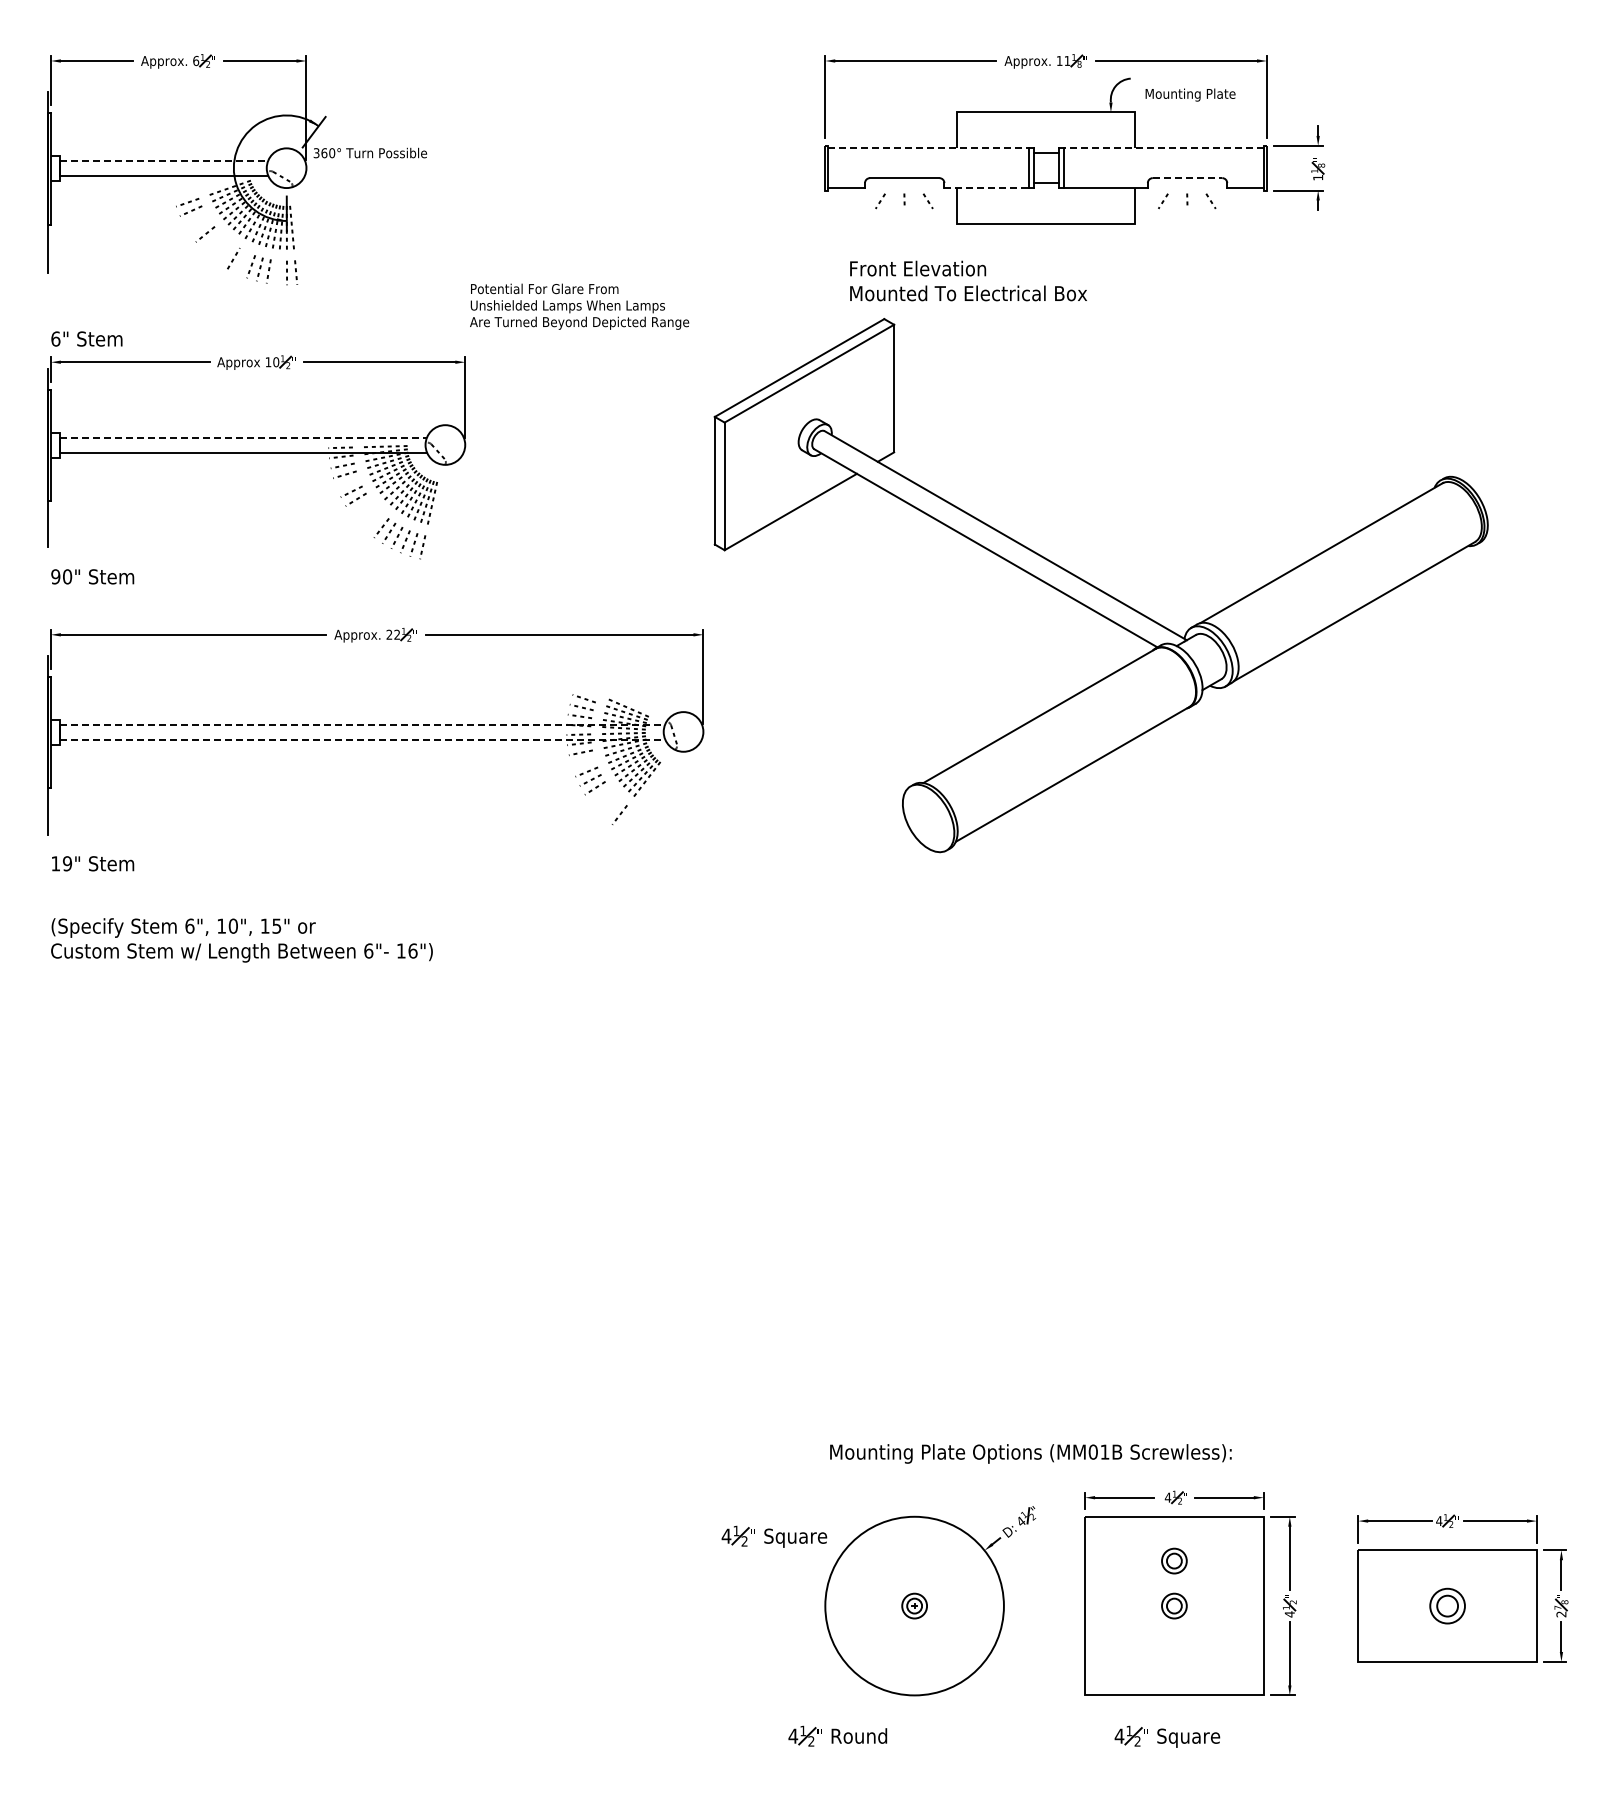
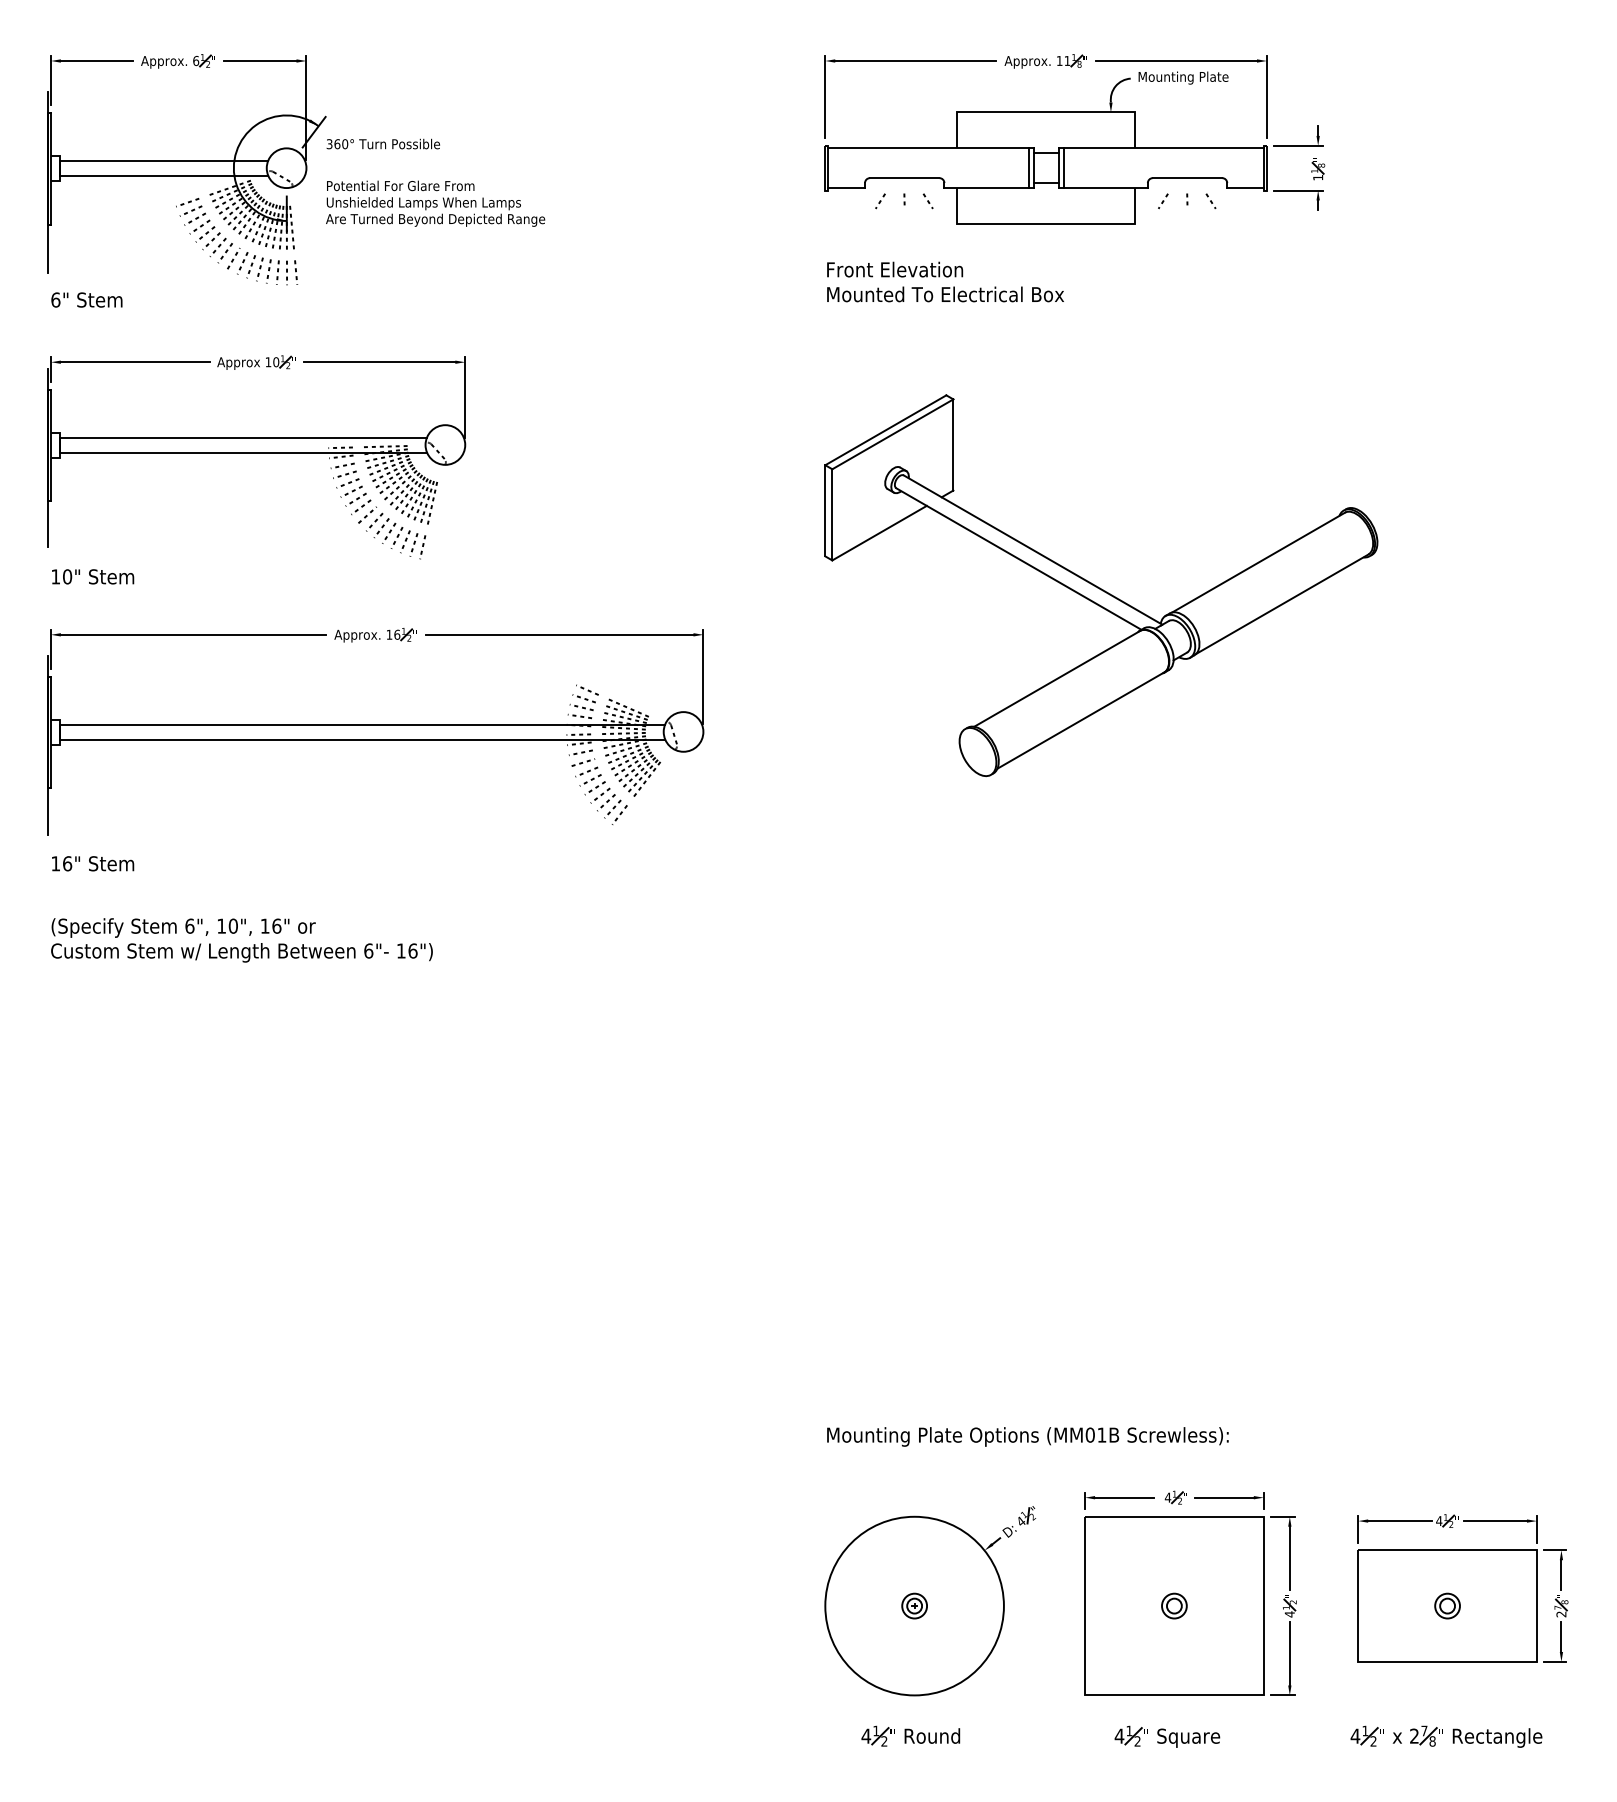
text position: (1190, 94) -> (1183, 77) (1183, 77)
line: dashed -> solid (928, 148)
line: dashed -> solid (1163, 148)
text position: (369, 152) -> (382, 143) (382, 143)
line: dashed -> solid (164, 161)
line: dashed -> solid (1187, 178)
line: dashed -> solid (987, 188)
line: none -> present (194, 219)
line: none -> present (199, 227)
line: none -> present (211, 240)
line: none -> present (218, 247)
line: none -> present (225, 253)
line: none -> present (242, 263)
line: none -> present (277, 272)
text position: (968, 280) -> (945, 281) (945, 281)
text position: (579, 306) -> (435, 203) (435, 203)
text position: (86, 338) -> (86, 299) (86, 299)
line: dashed -> solid (243, 438)
line: none -> present (347, 482)
line: none -> present (361, 507)
line: none -> present (367, 514)
line: none -> present (374, 522)
text: 90" -> 10" (55, 576)
part size: 776x536 px -> 555x384 px (1101, 585)
text: 22 -> 16 (393, 634)
line: none -> present (587, 690)
line: dashed -> solid (362, 724)
line: dashed -> solid (362, 739)
line: none -> present (583, 762)
line: none -> present (600, 795)
line: none -> present (606, 802)
line: none -> present (612, 809)
text: 19" -> 16" (67, 863)
text: 15" -> 16" (276, 925)
text position: (1030, 1453) -> (1027, 1436) (1027, 1436)
part: present -> none (774, 1536)
part: present -> none (1174, 1560)
part size: 37x38 px -> 27x28 px (1447, 1605)
part position: (837, 1735) -> (910, 1735) (910, 1735)
part: none -> present (1446, 1736)
